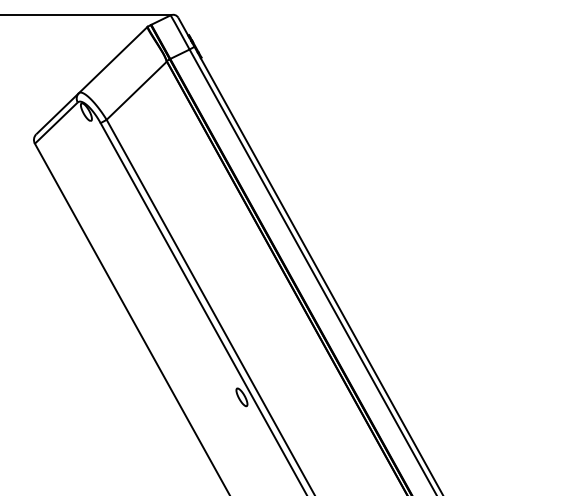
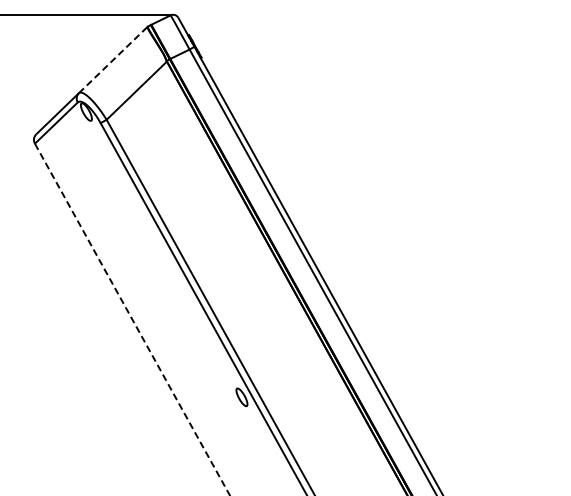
line: solid -> dashed (113, 60)
line: solid -> dashed (132, 319)
